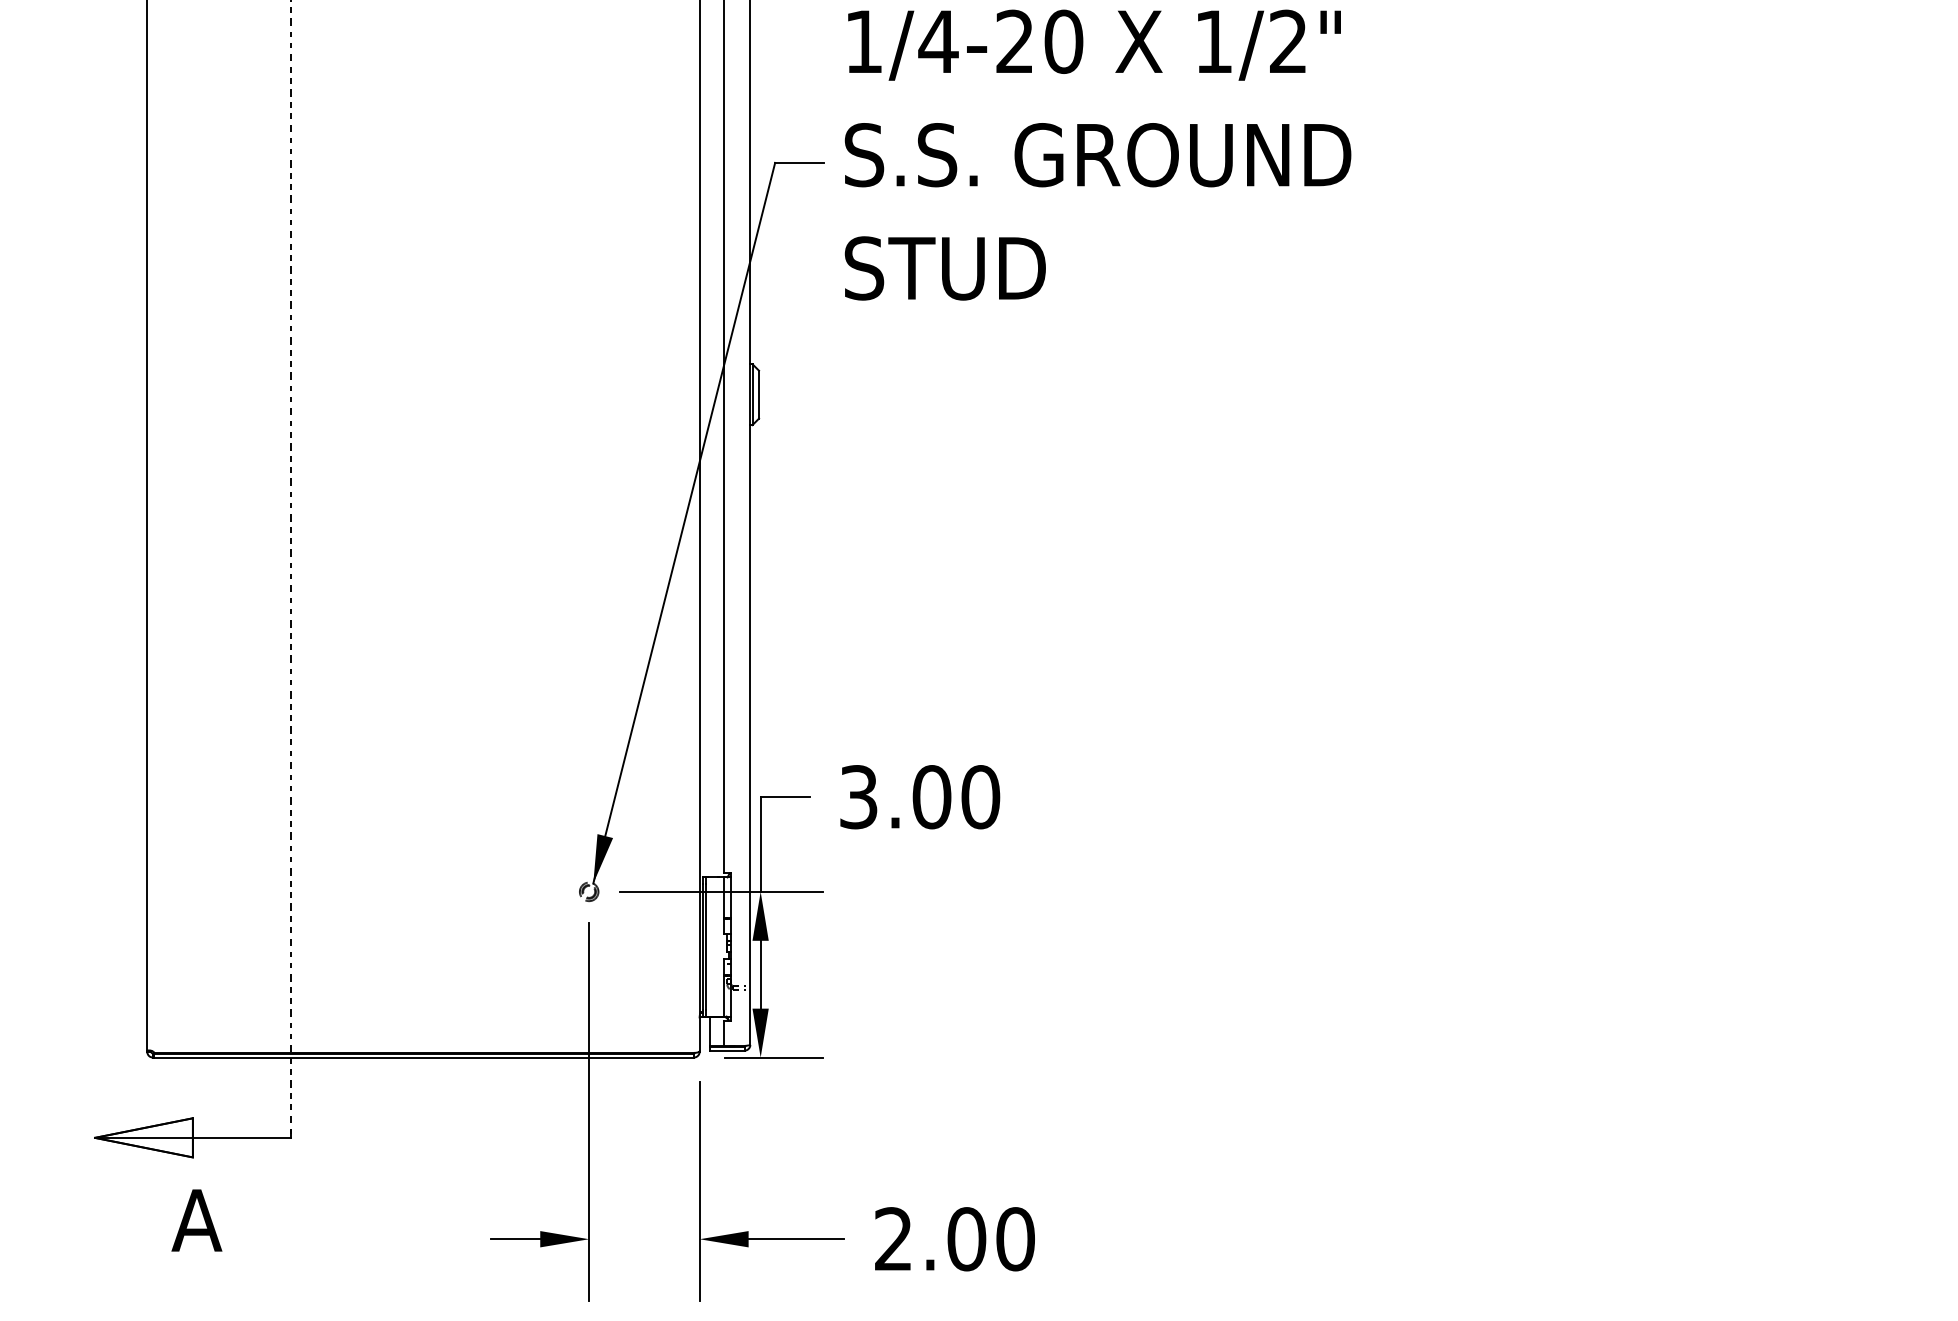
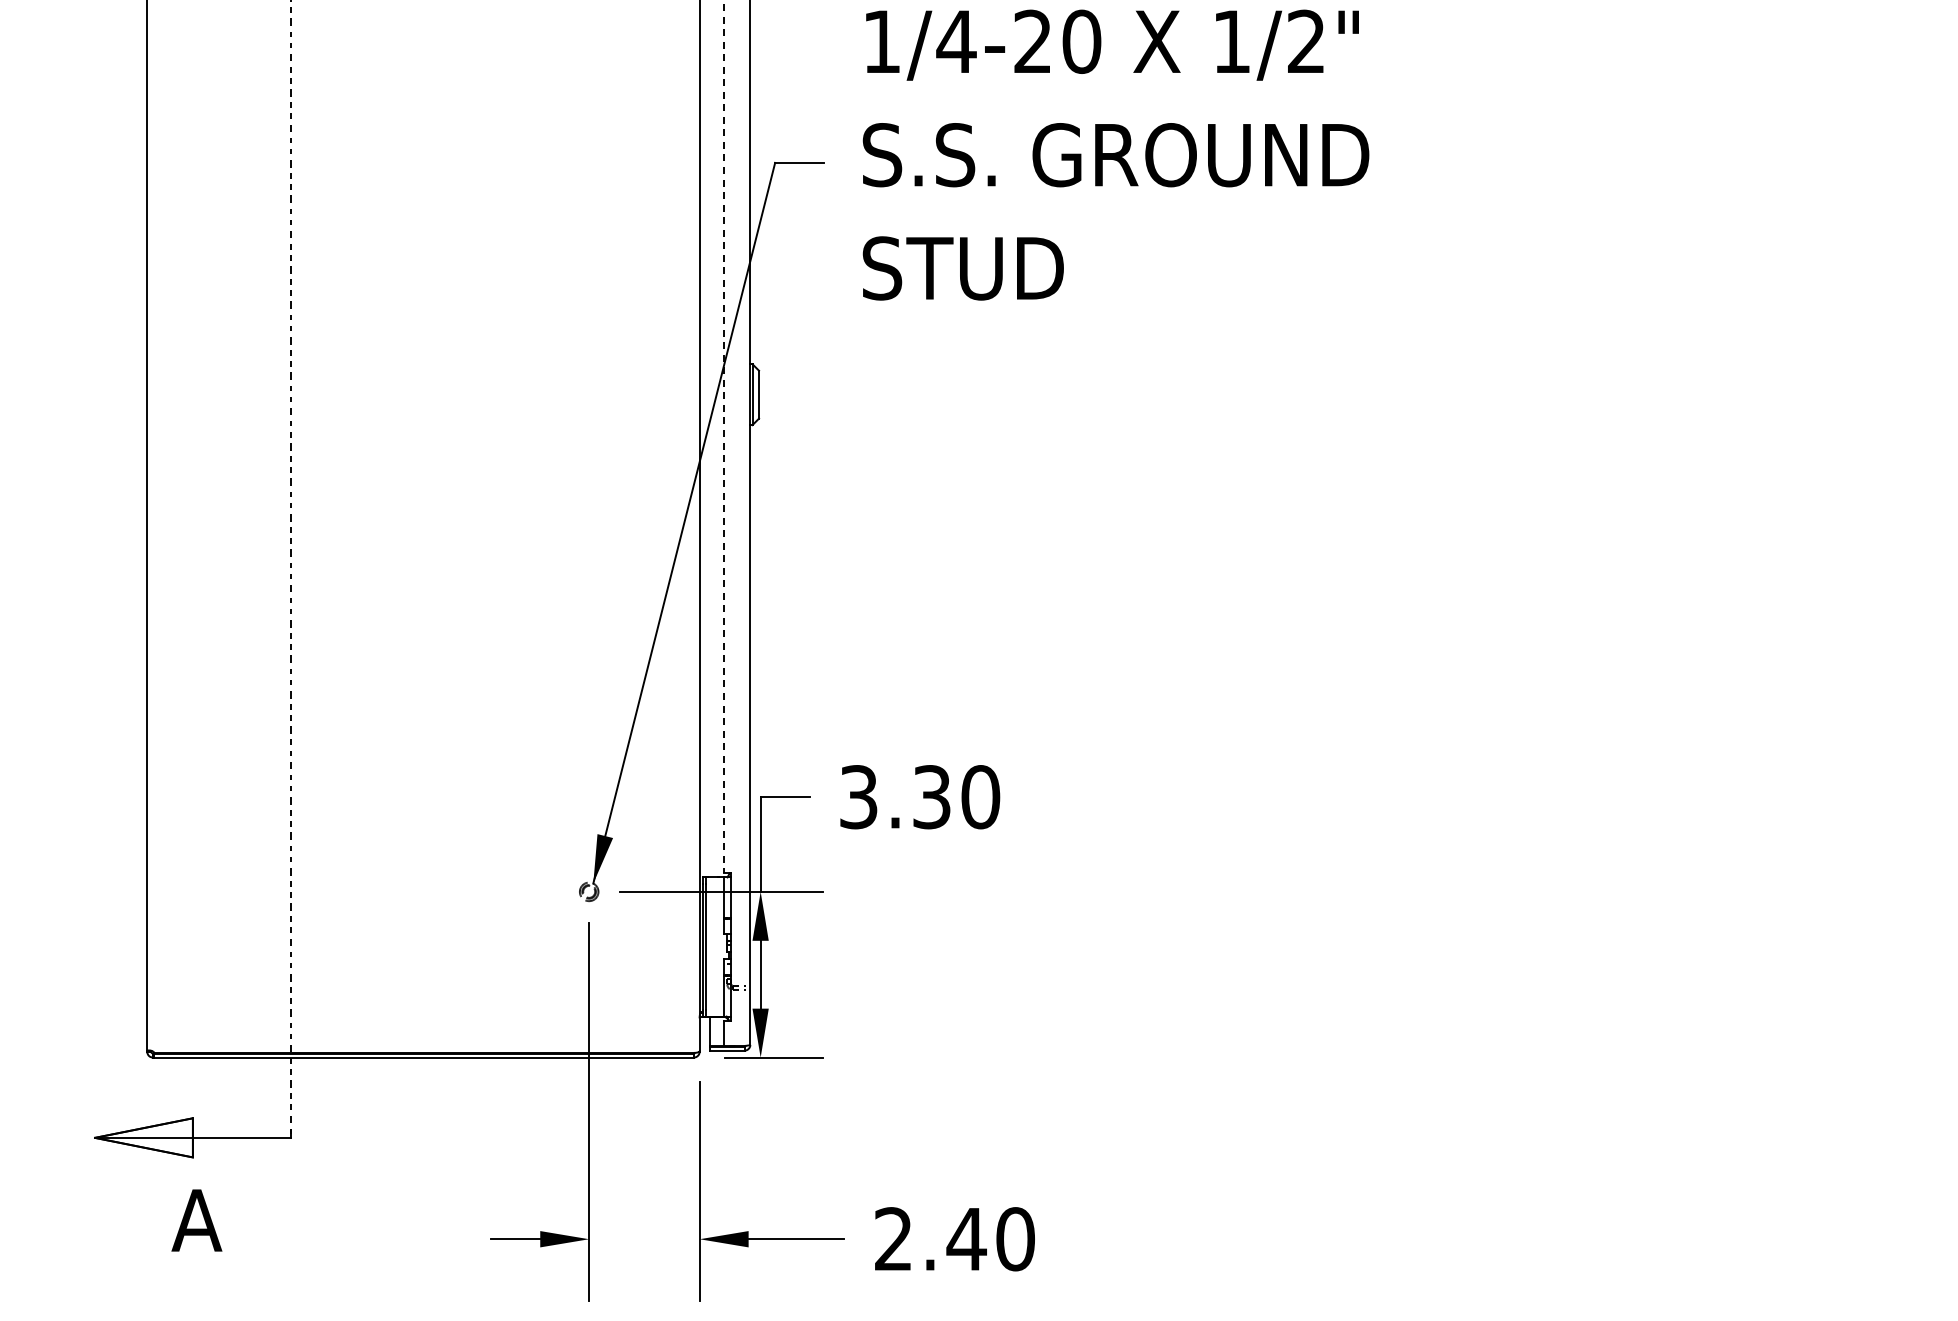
text position: (1097, 154) -> (1115, 154) (1115, 154)
line: solid -> dashed (723, 437)
text: 3.00 -> 3.30 (931, 797)
text: 2.00 -> 2.40 (966, 1239)
